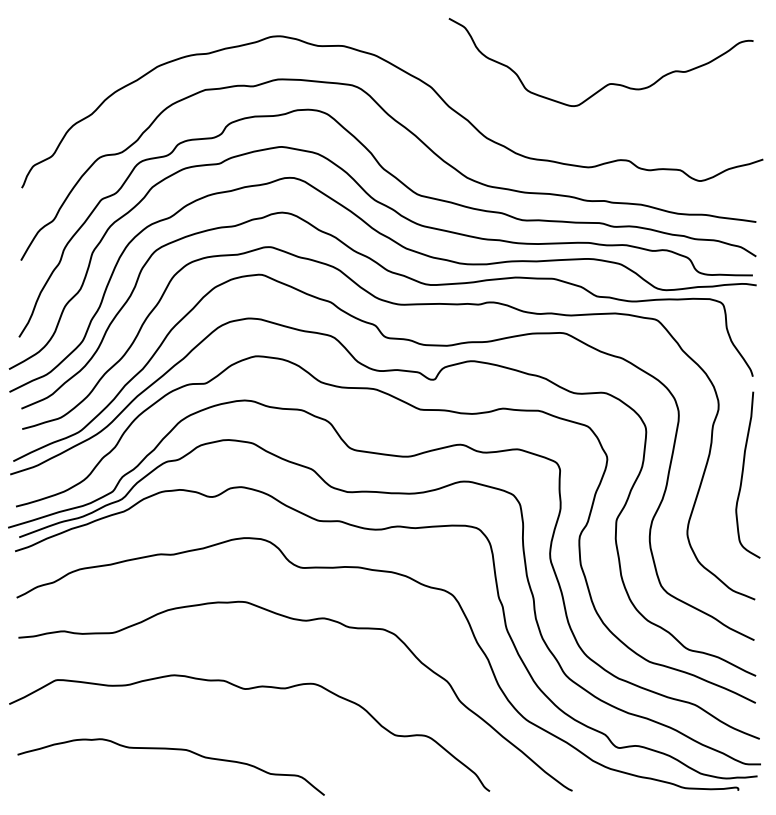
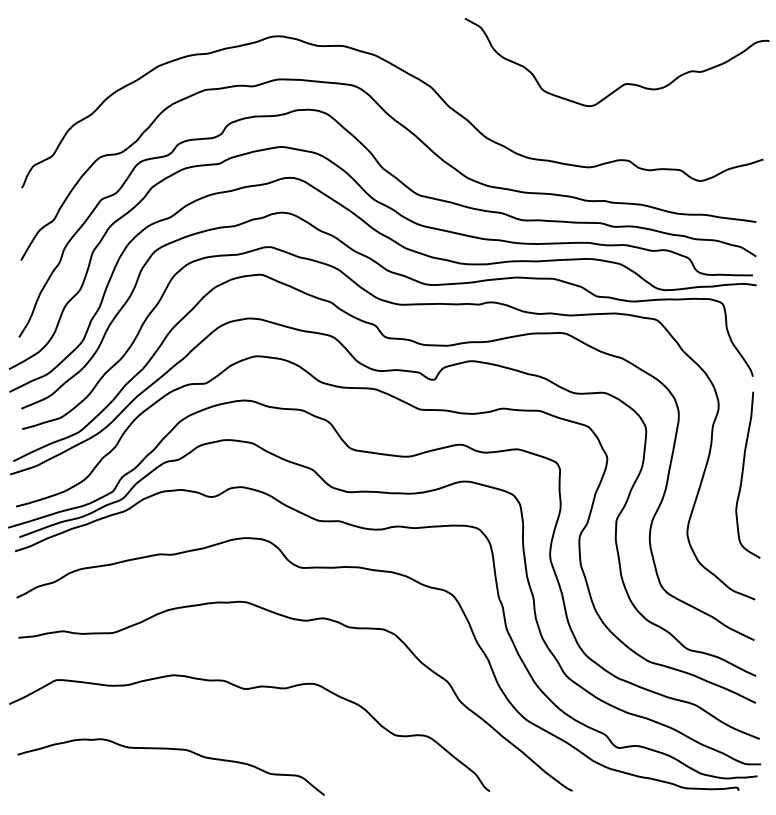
curve position: (608, 83) -> (624, 83) (624, 83)
